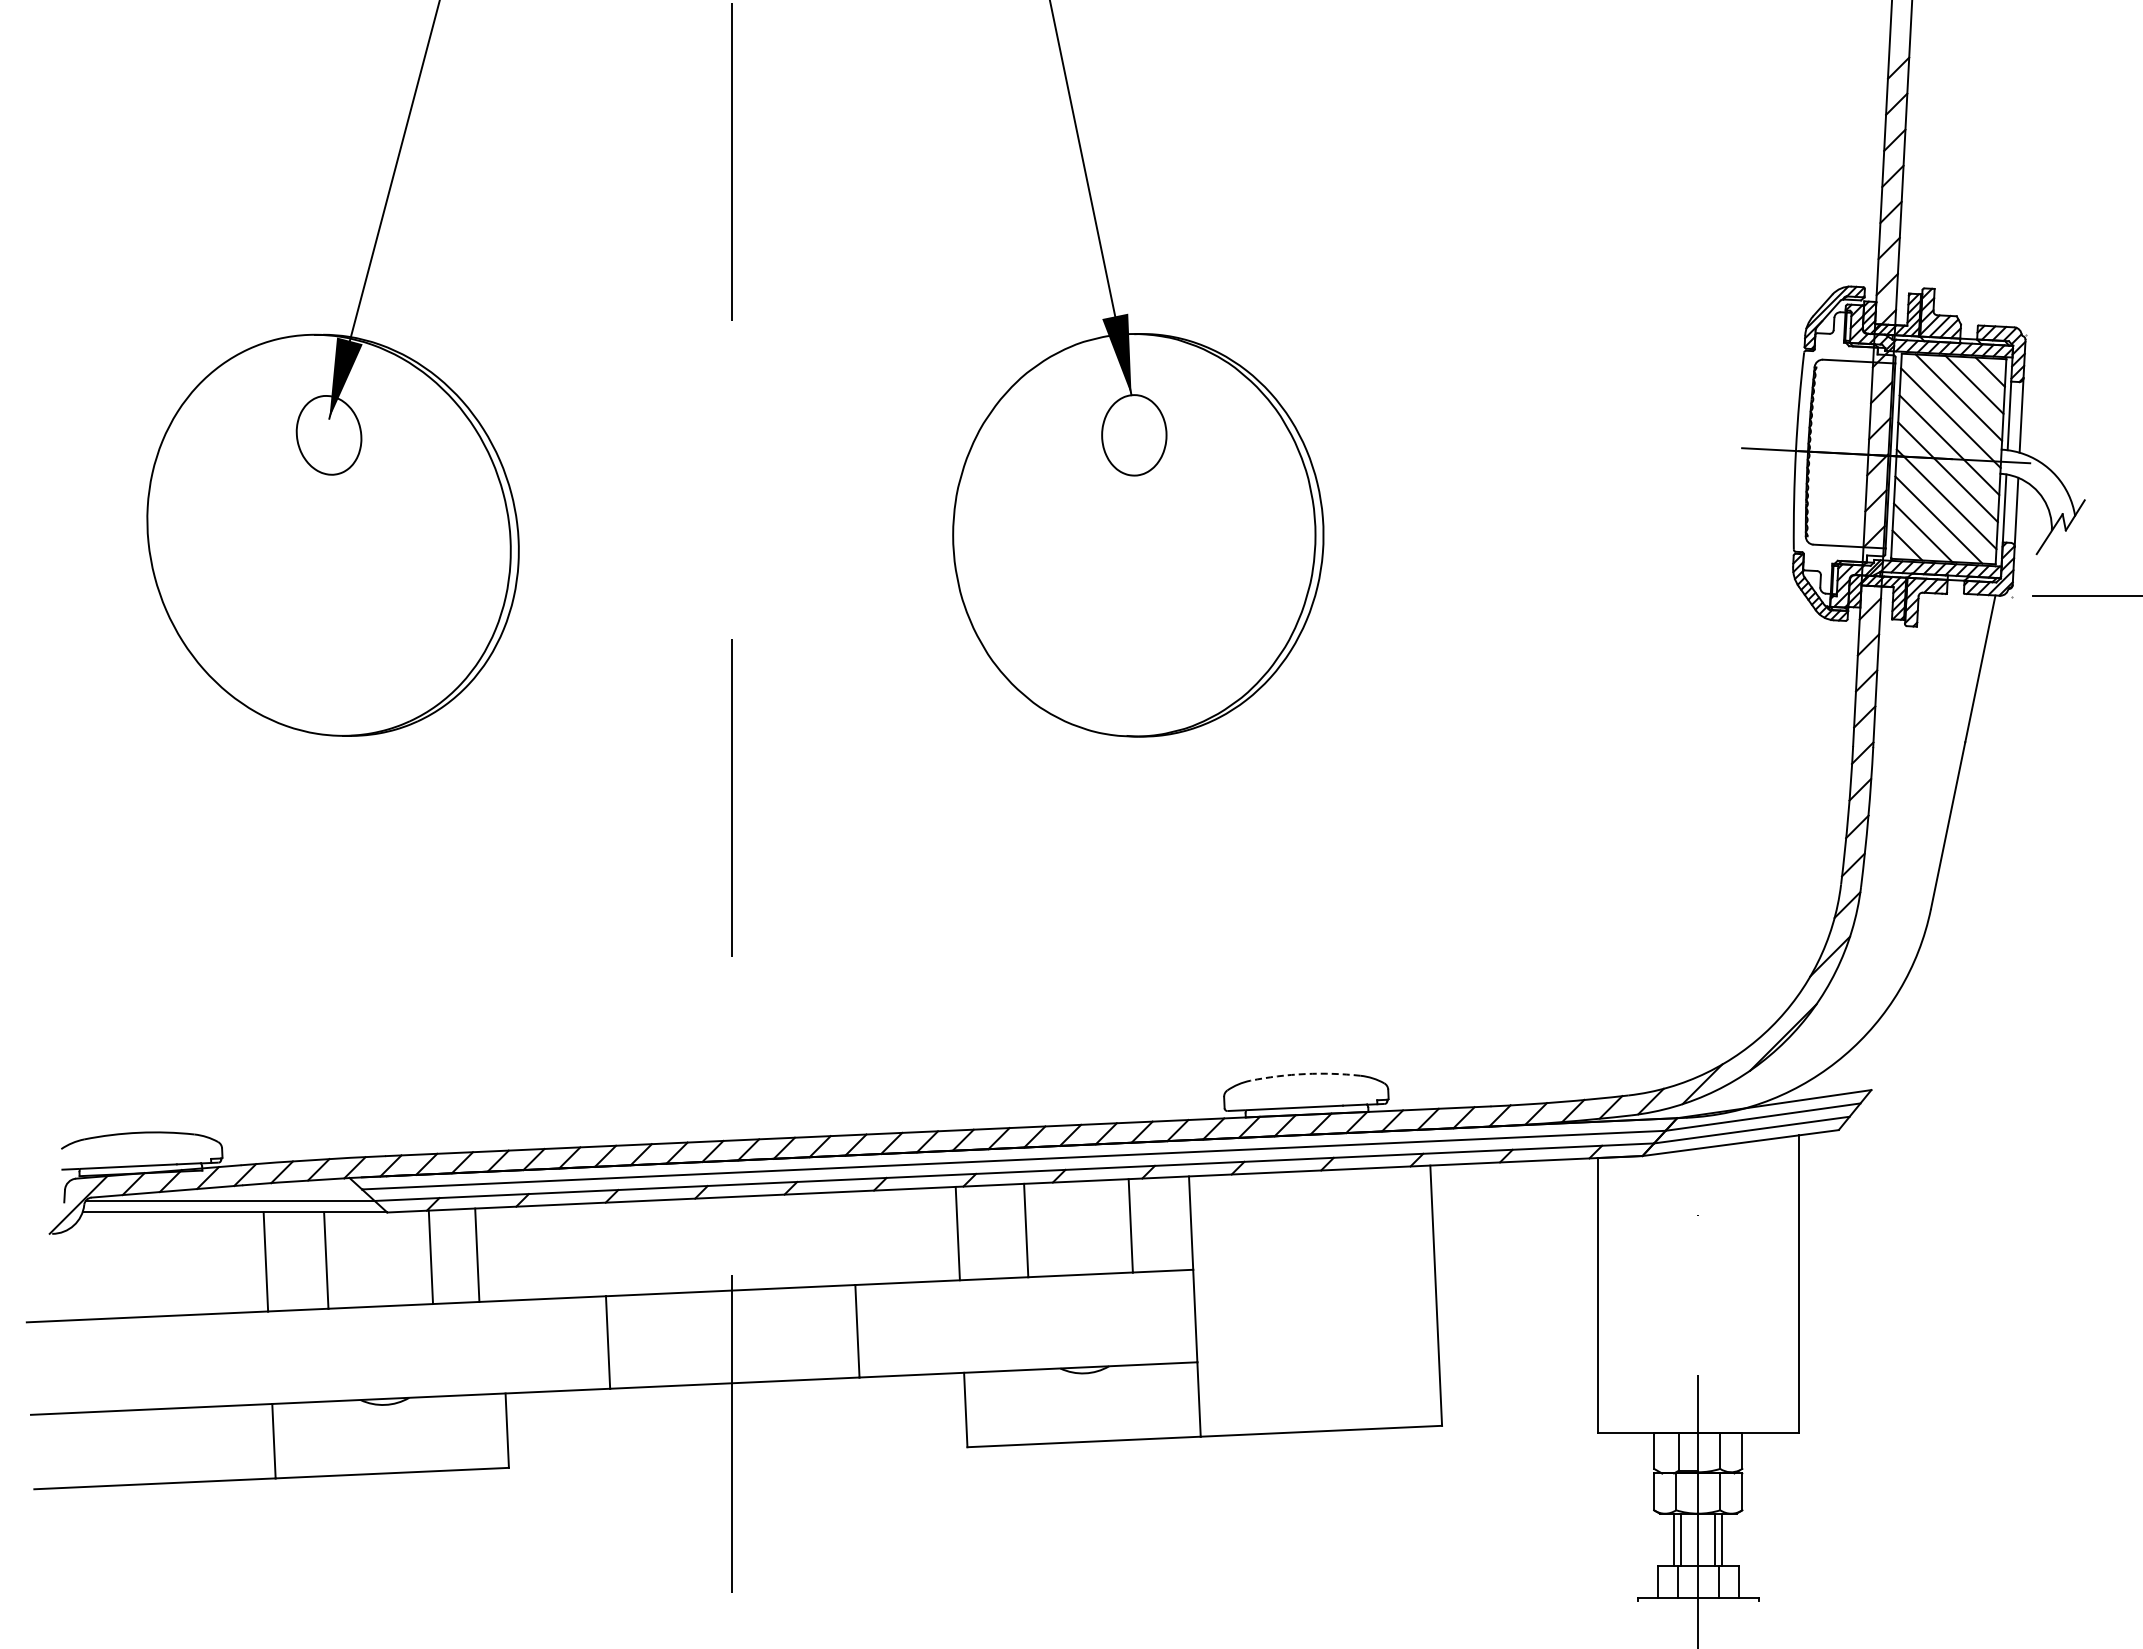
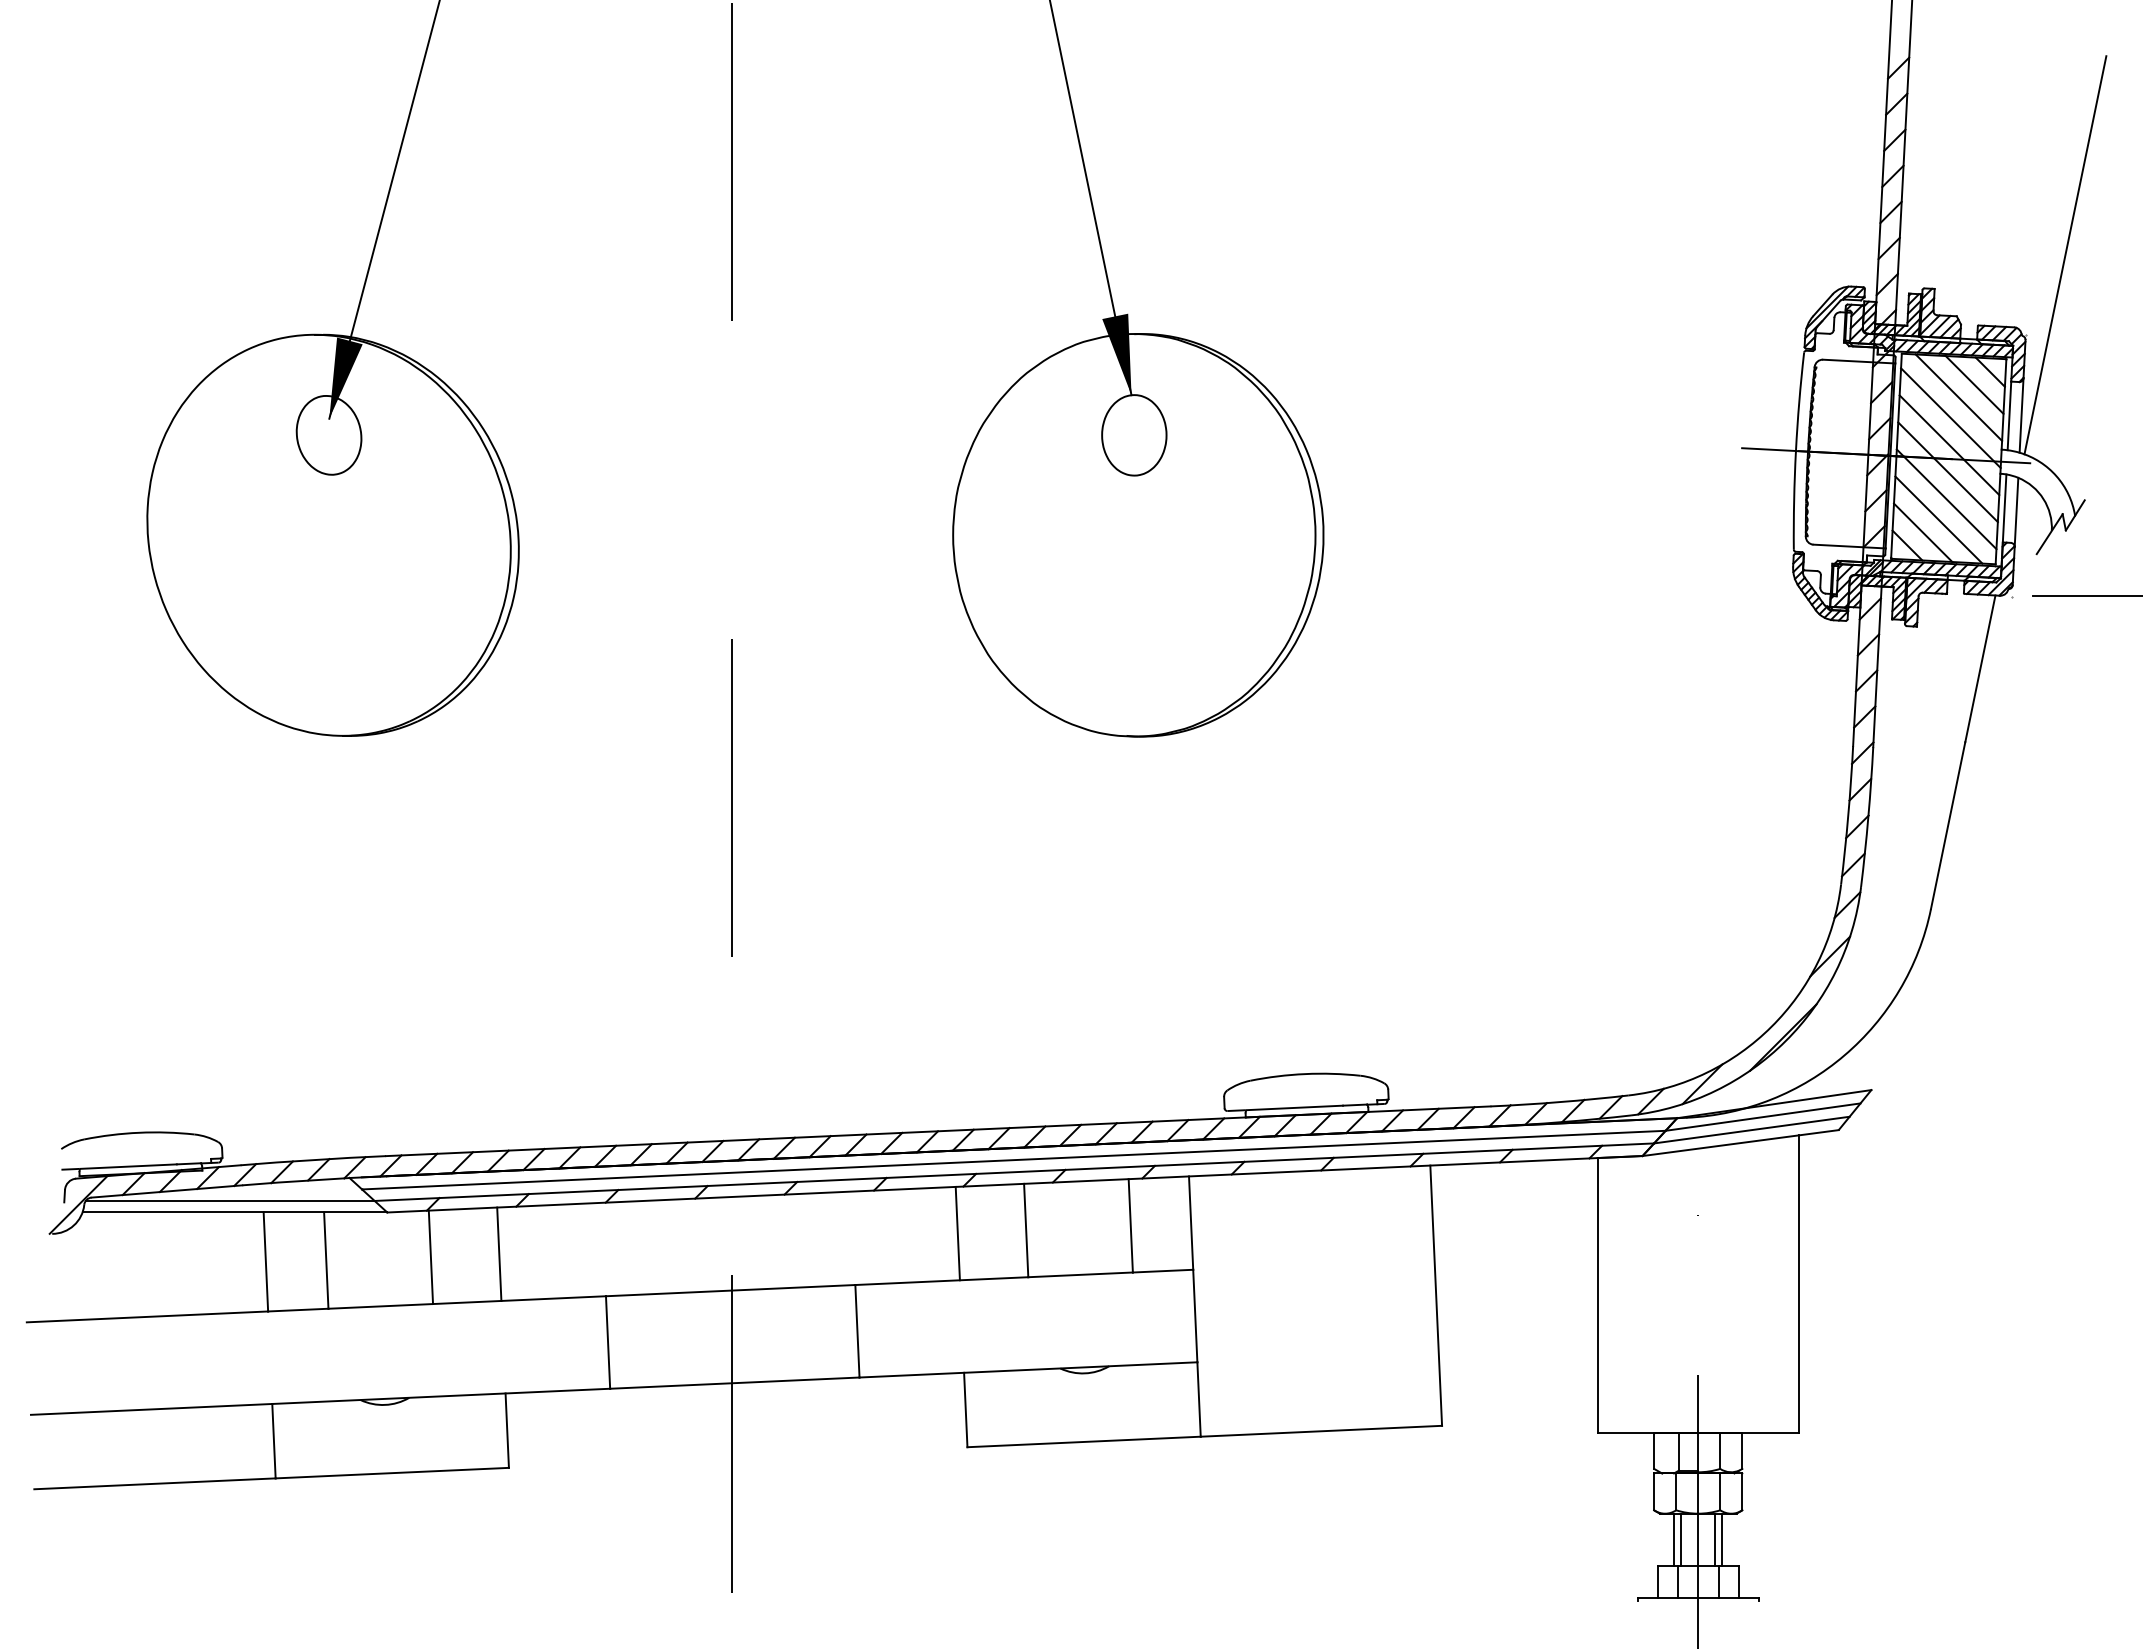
line: none -> present (2065, 255)
arc: dashed -> solid (1305, 1074)
line position: (477, 1254) -> (499, 1253) (499, 1253)
